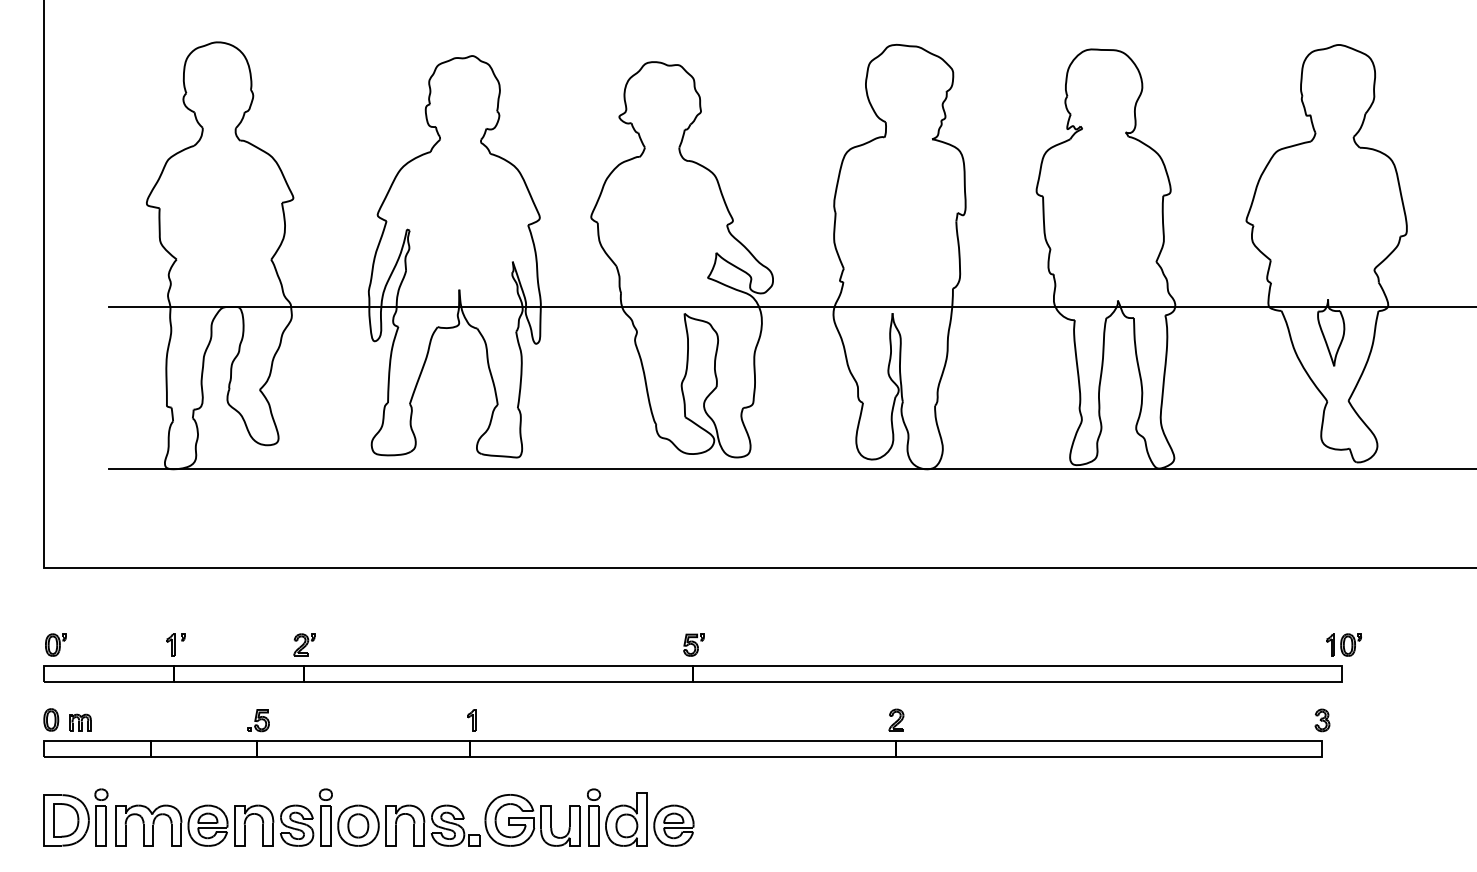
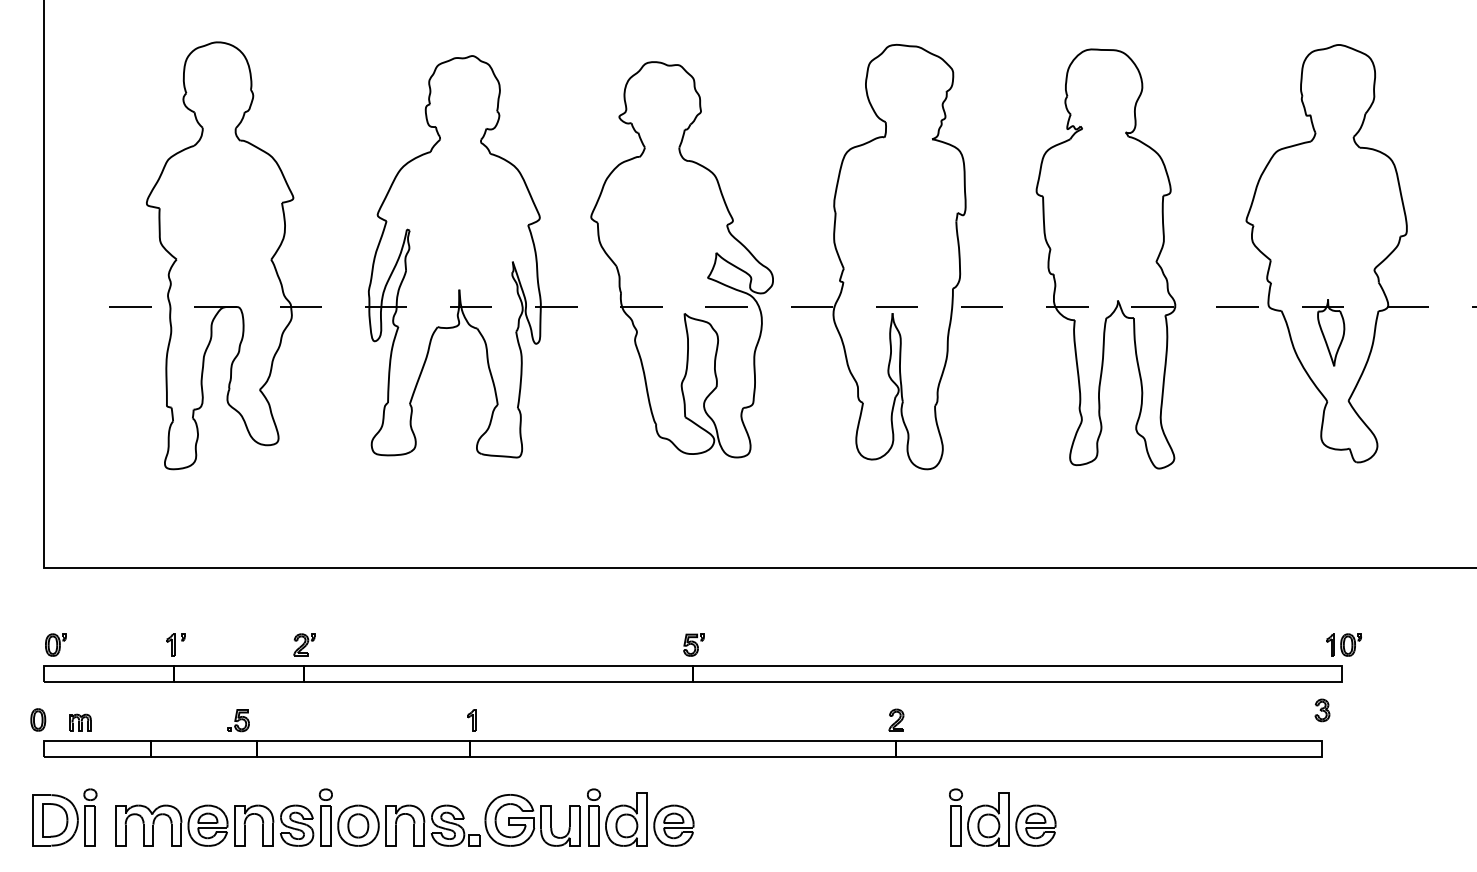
line: solid -> dashed (792, 306)
line: present -> none (791, 469)
part position: (51, 719) -> (38, 719) (38, 719)
part position: (258, 720) -> (238, 720) (238, 720)
part position: (1322, 720) -> (1322, 710) (1322, 710)
part position: (75, 817) -> (64, 817) (64, 817)
part: none -> present (1002, 817)
